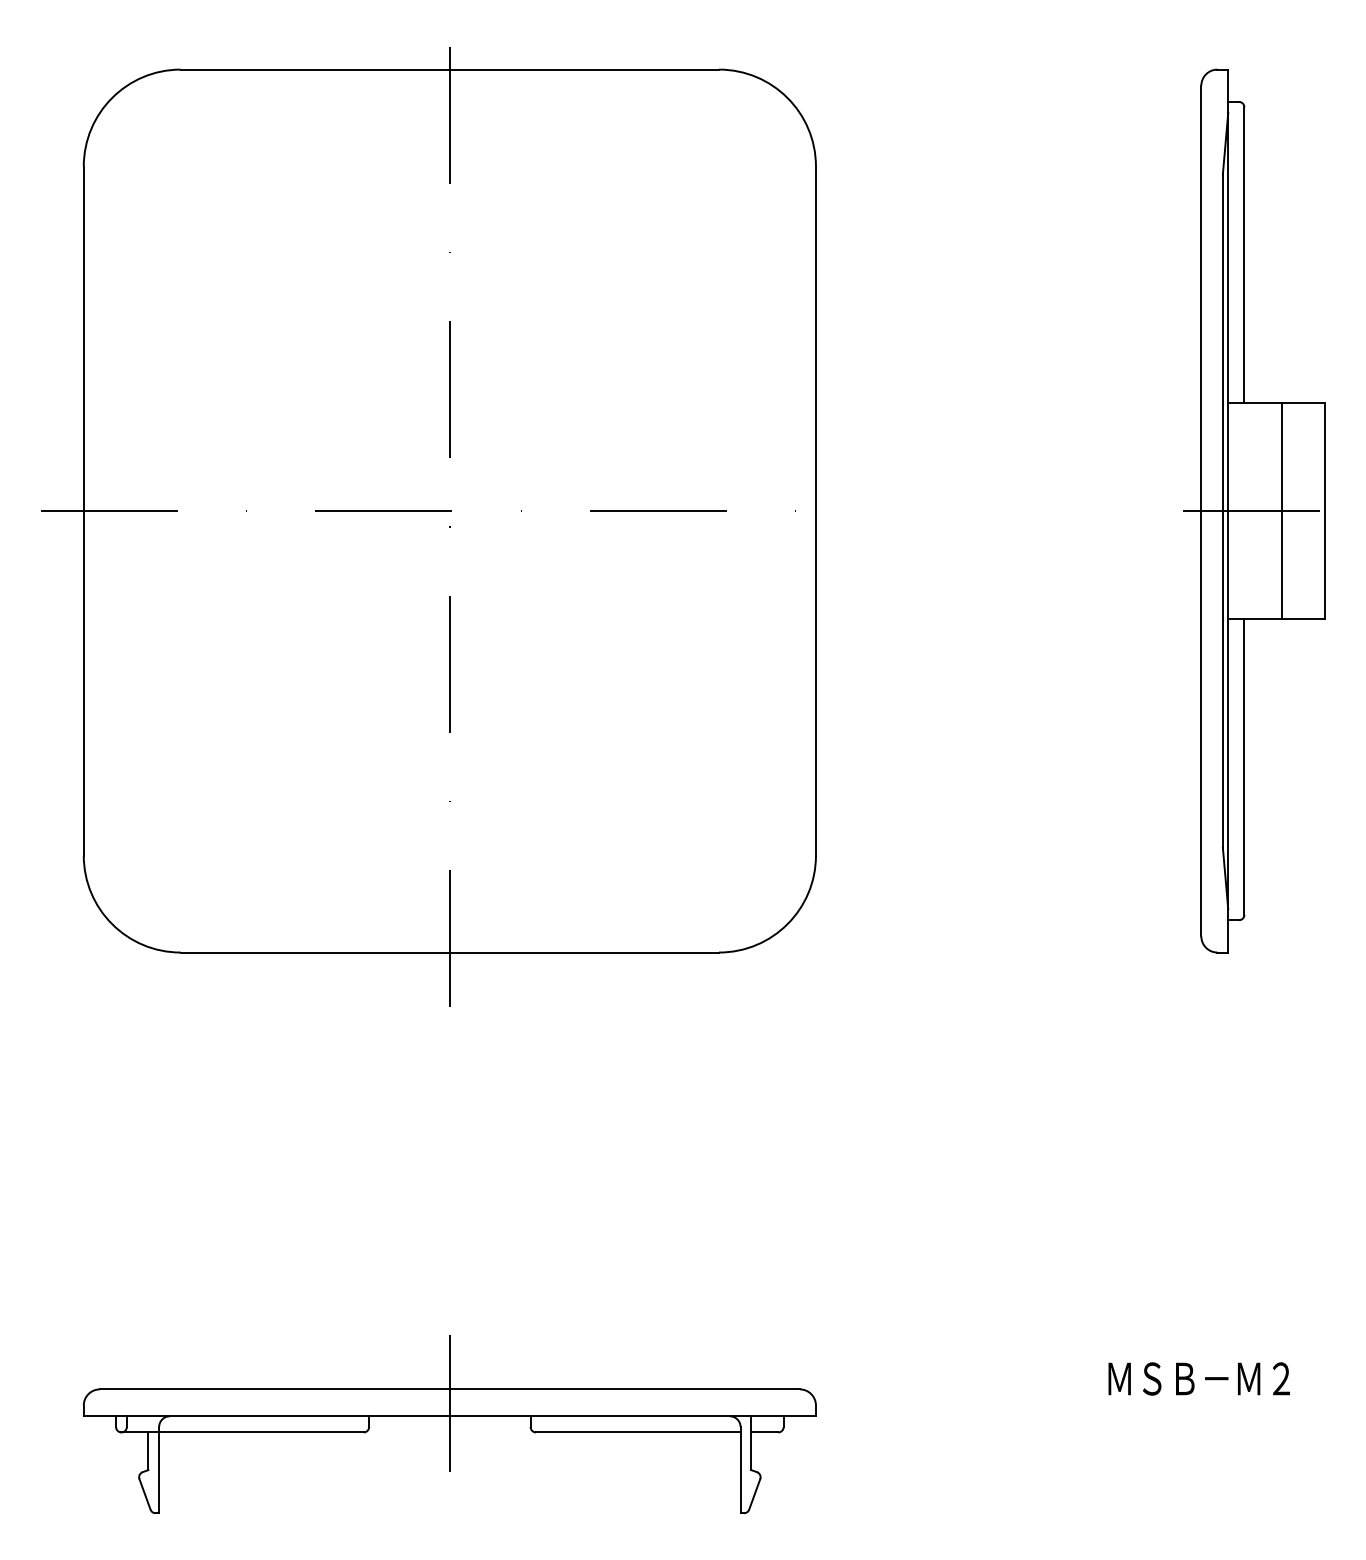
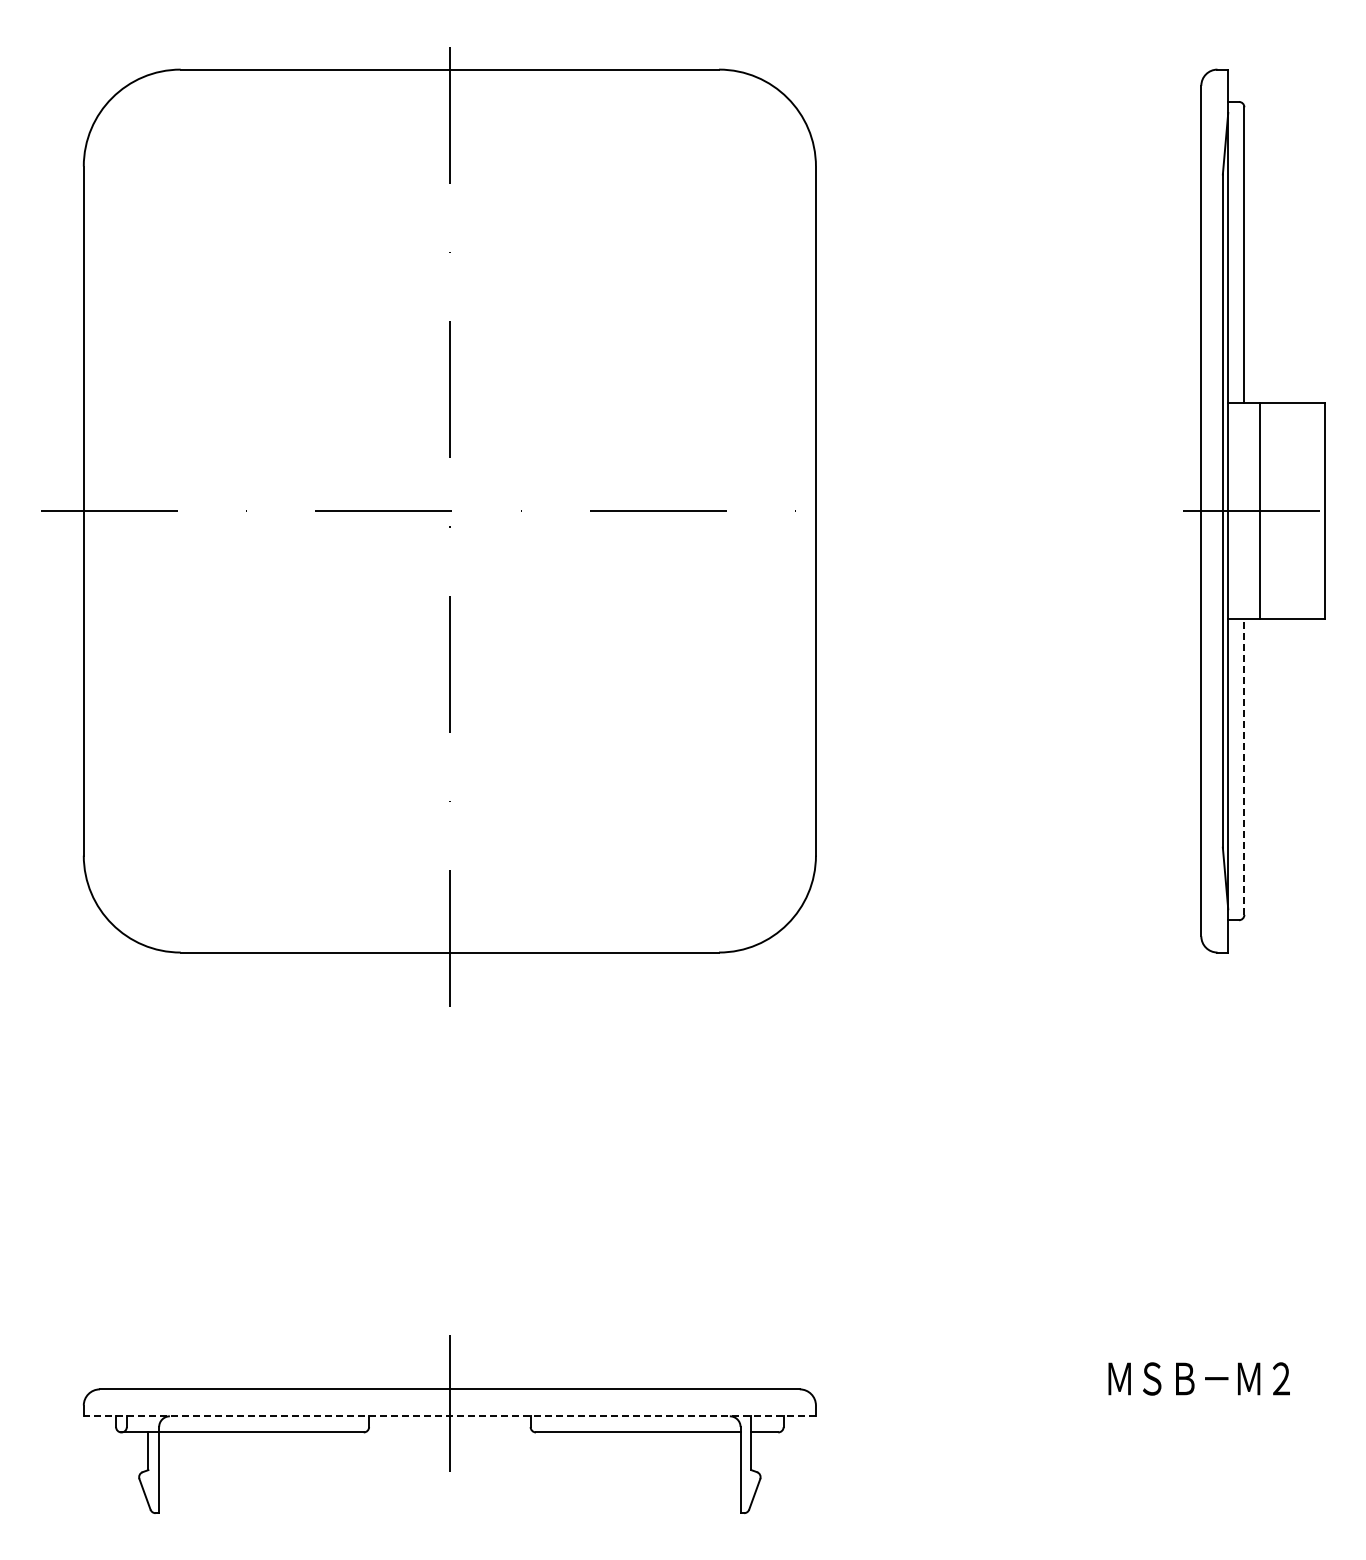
line position: (1282, 510) -> (1260, 510) (1260, 510)
line: solid -> dashed (1244, 766)
line: solid -> dashed (449, 1416)
